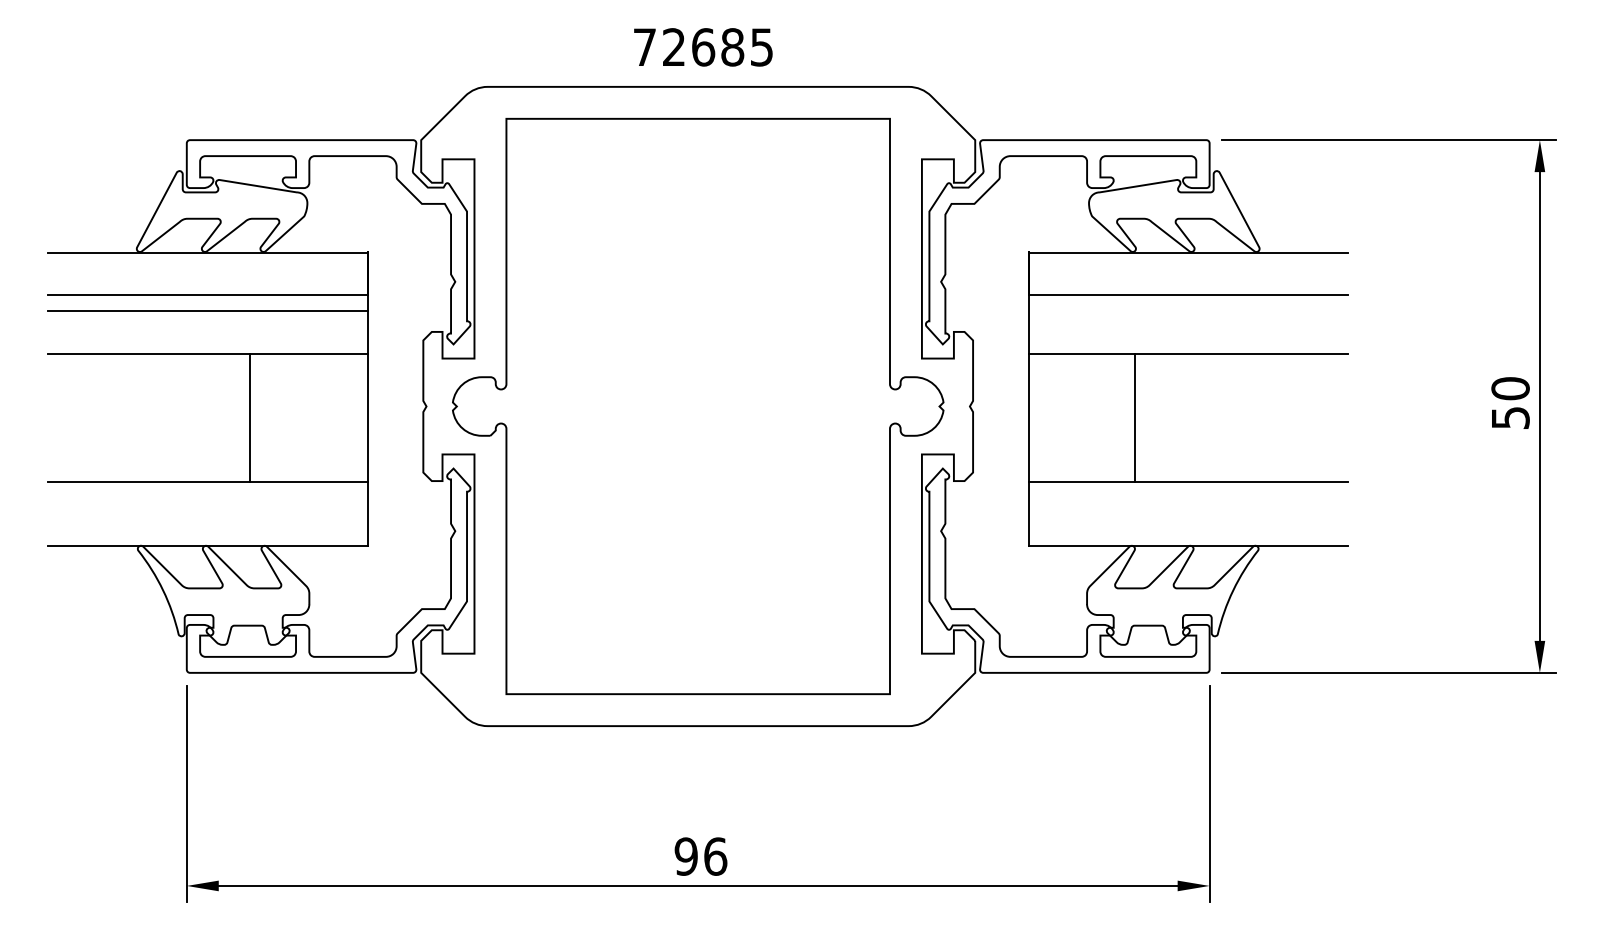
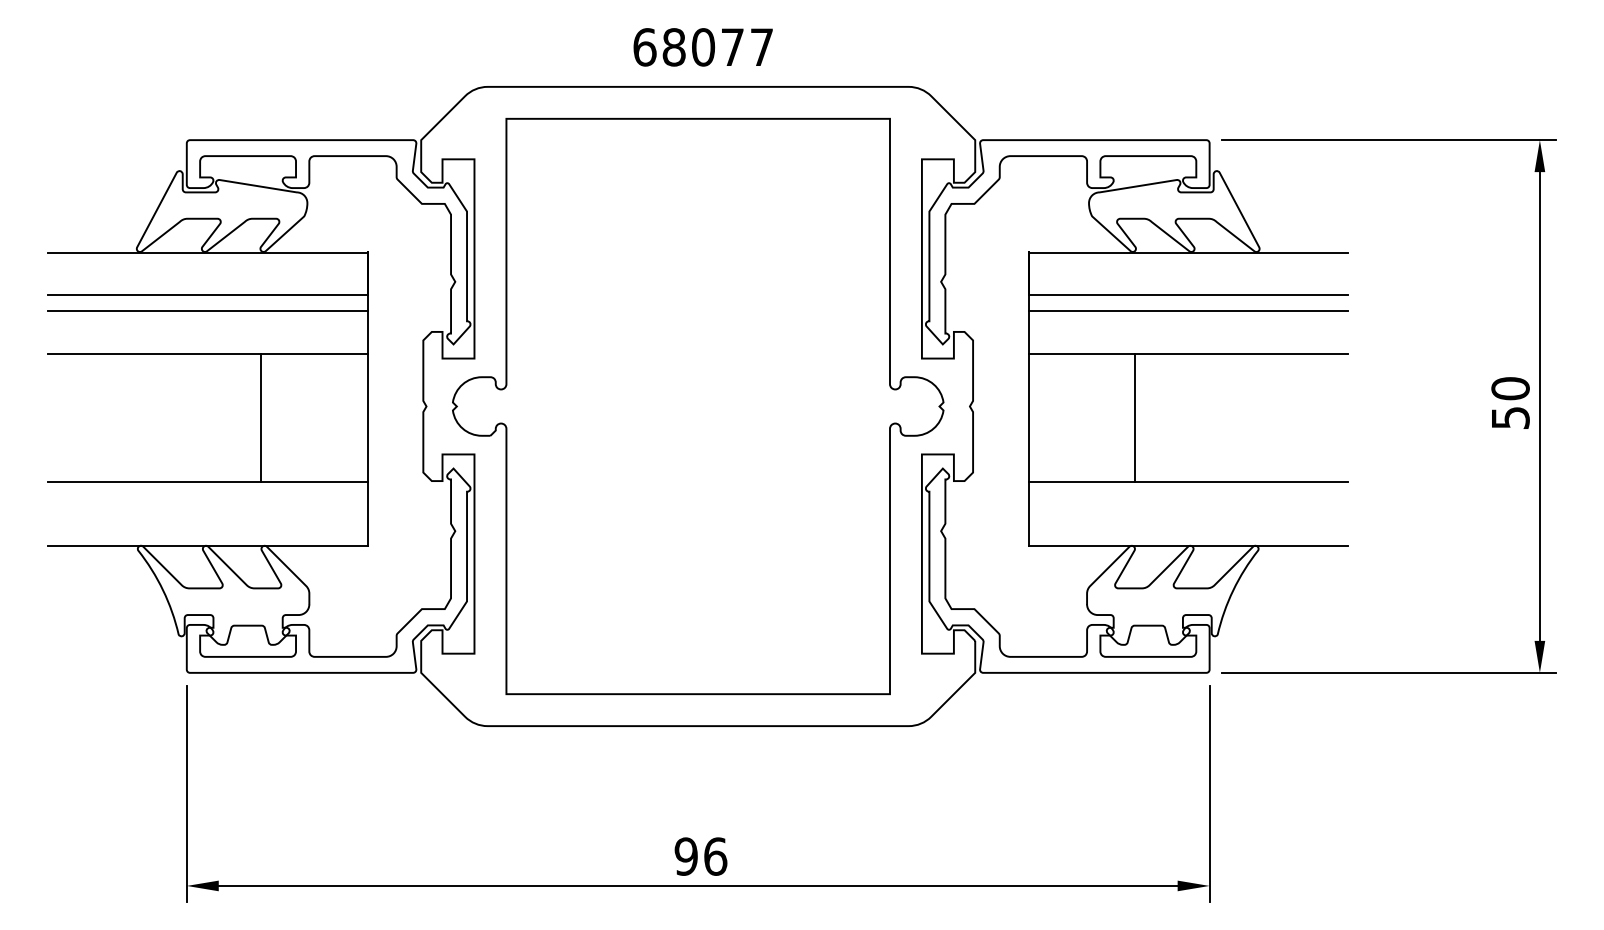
text: 72685 -> 68077 (702, 47)
line: none -> present (1188, 311)
line position: (250, 417) -> (261, 417) (261, 417)
